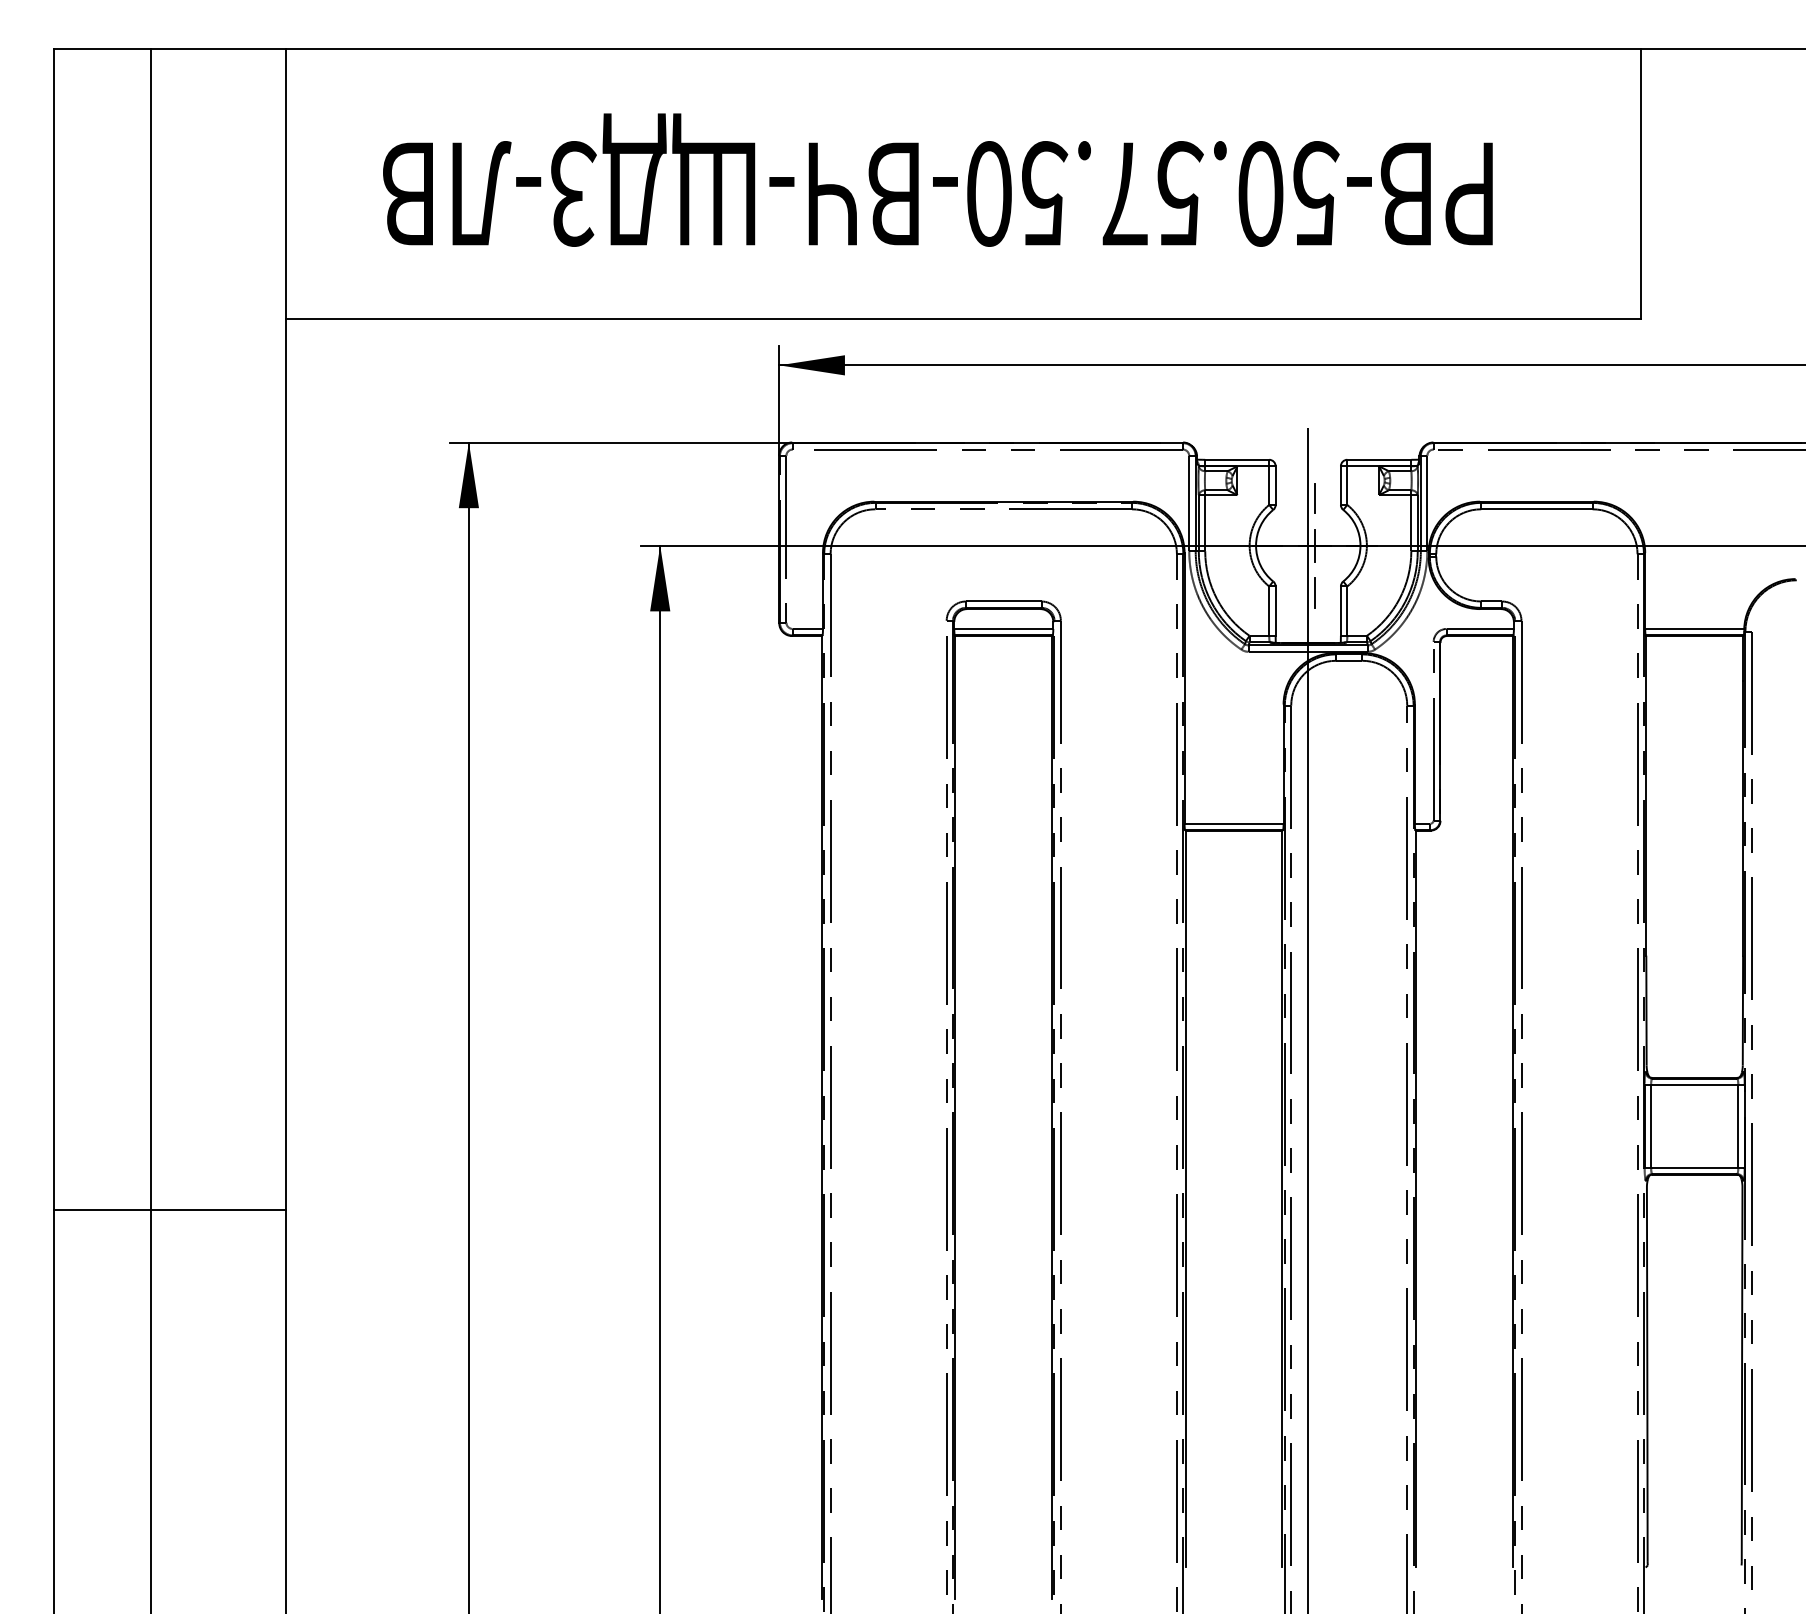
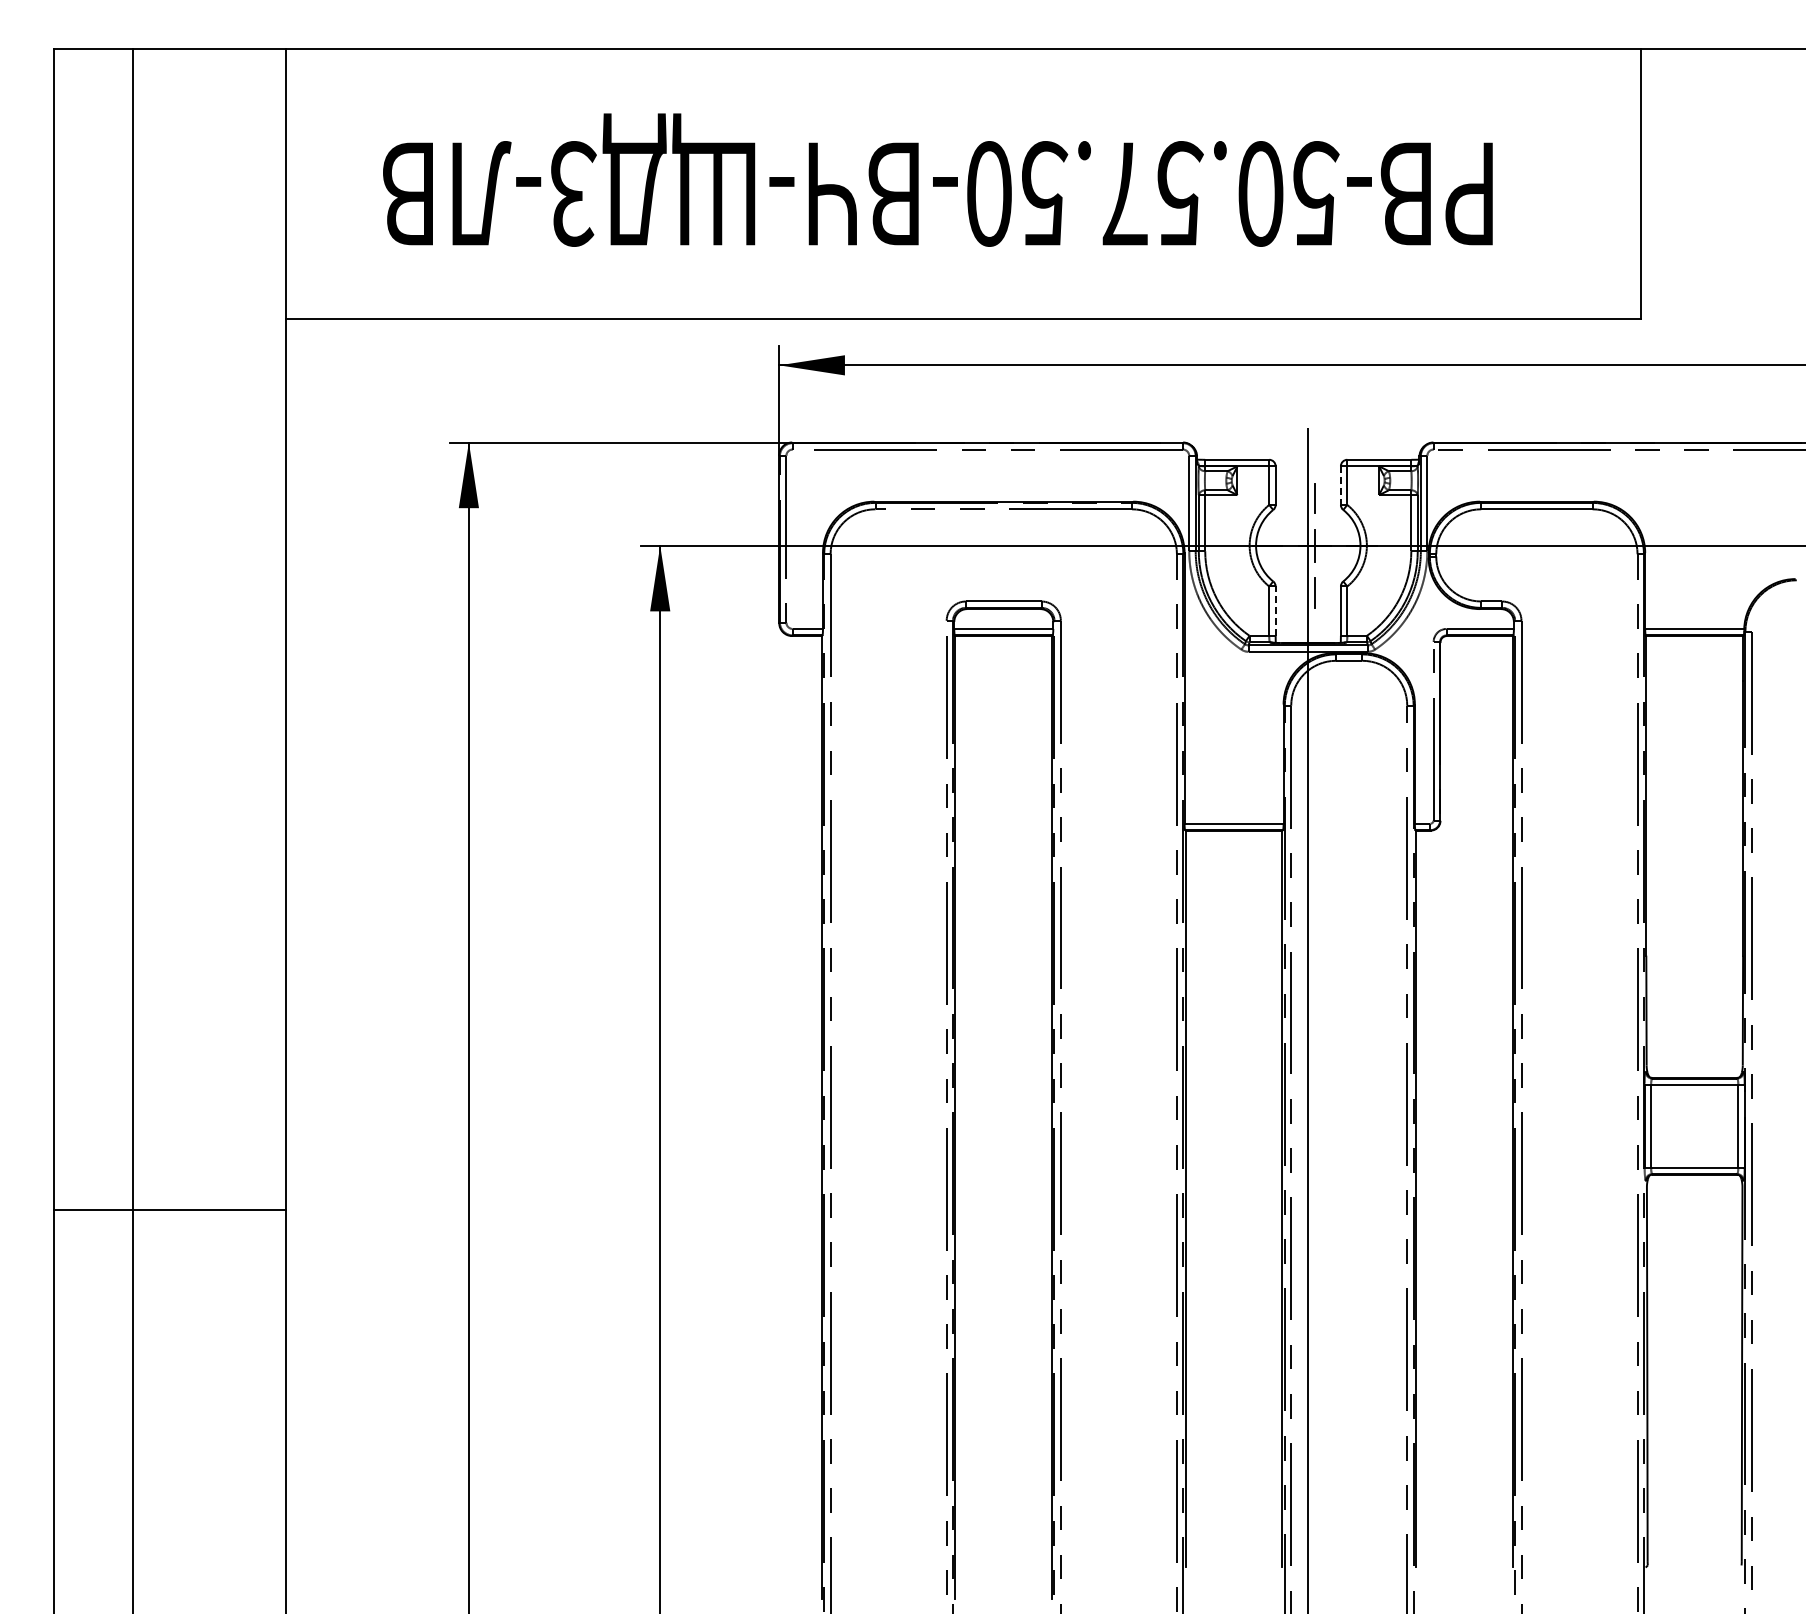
line: solid -> dashed (1340, 486)
line: solid -> dashed (1275, 611)
line position: (150, 829) -> (132, 829) (132, 829)
